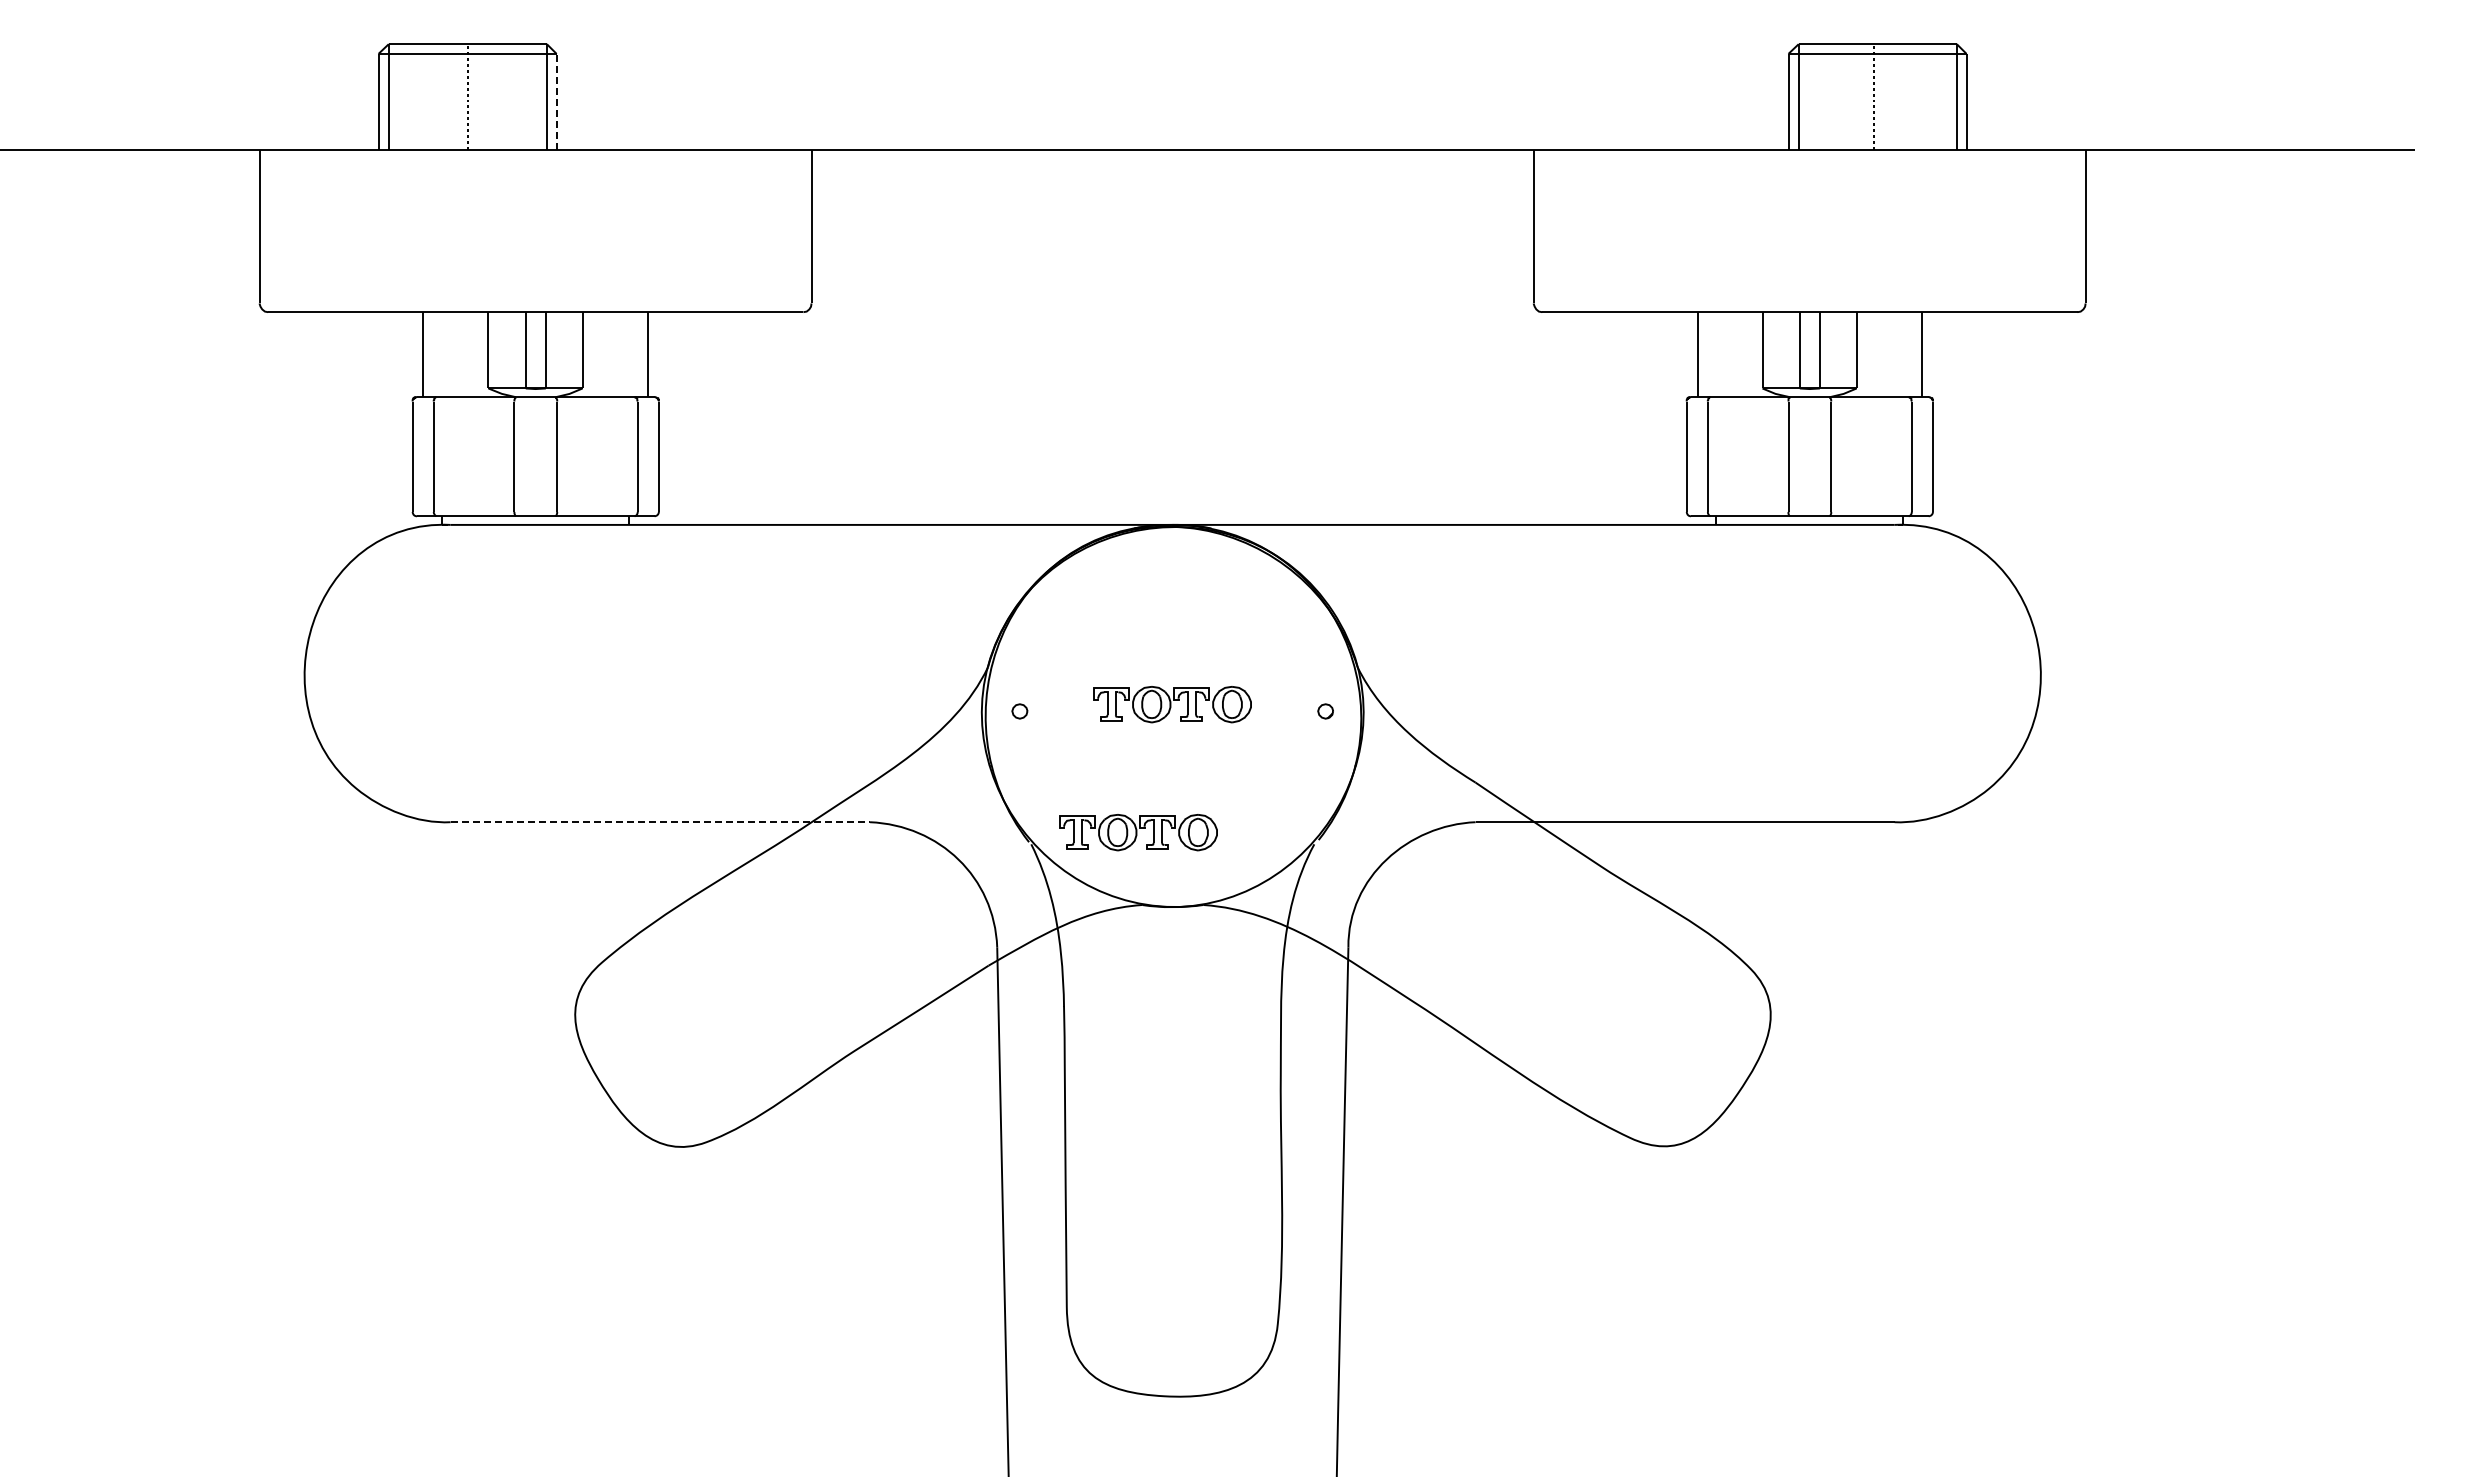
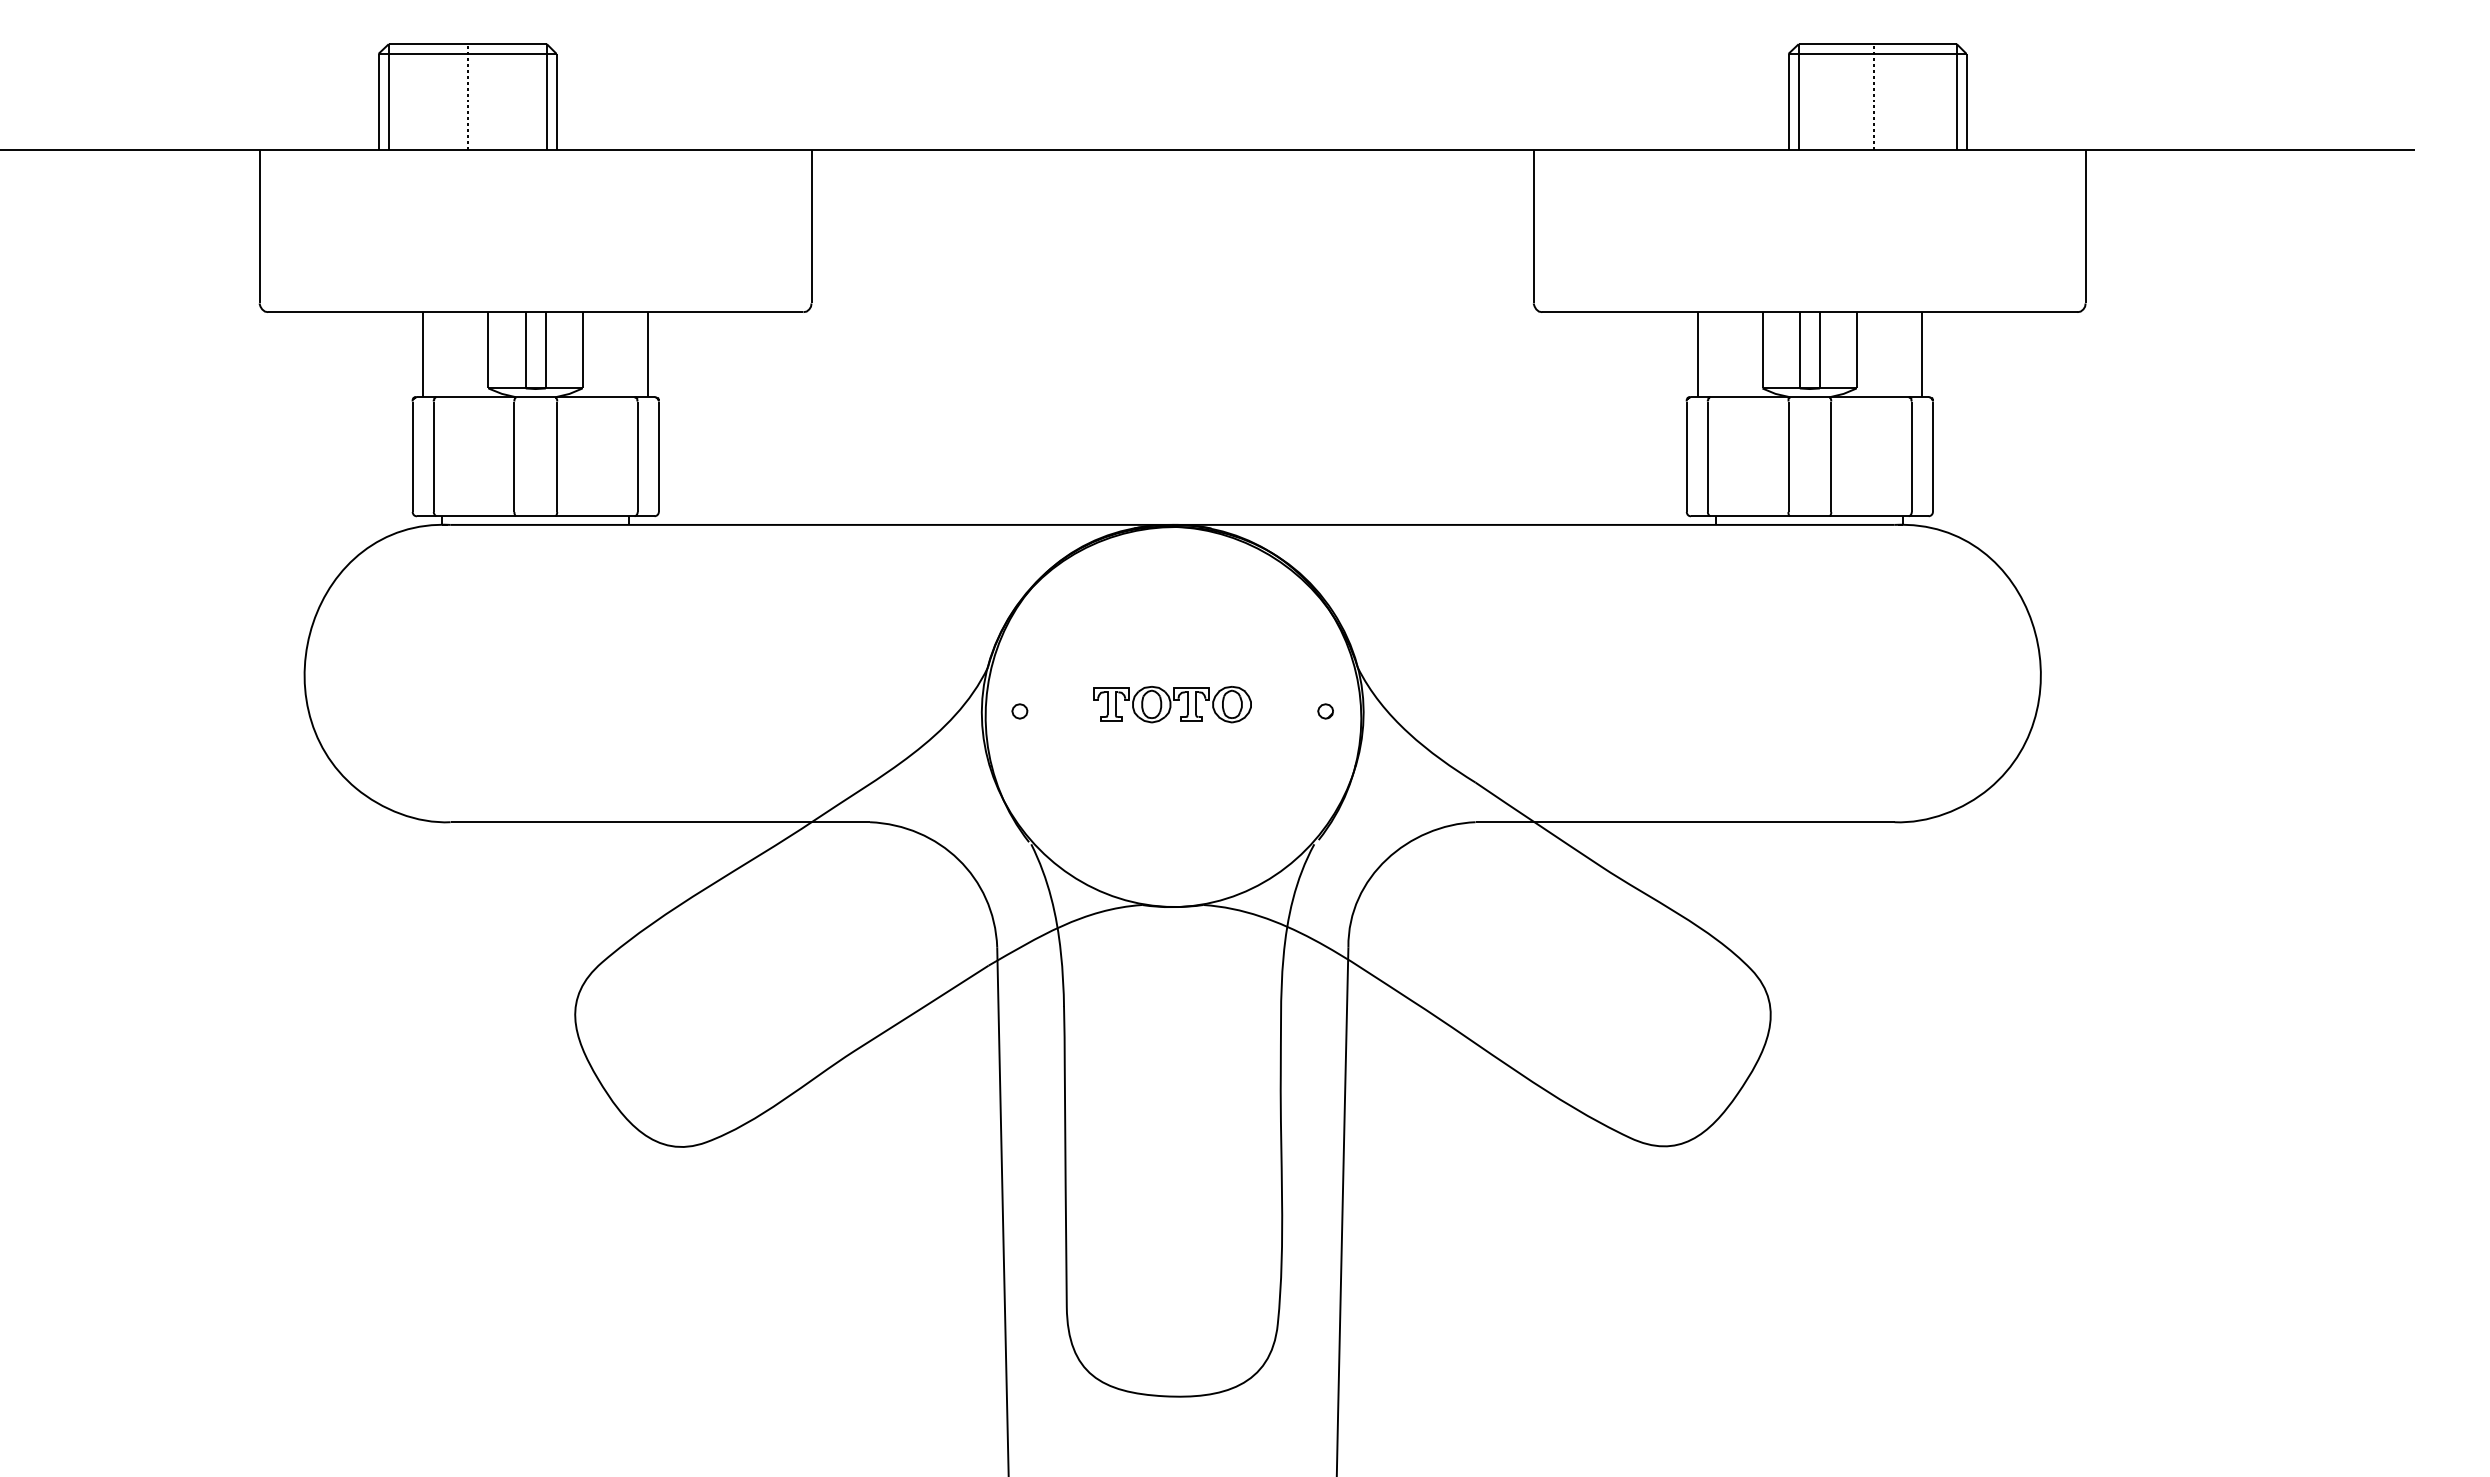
line: dashed -> solid (556, 101)
line: dashed -> solid (660, 822)
part: present -> none (1138, 832)
